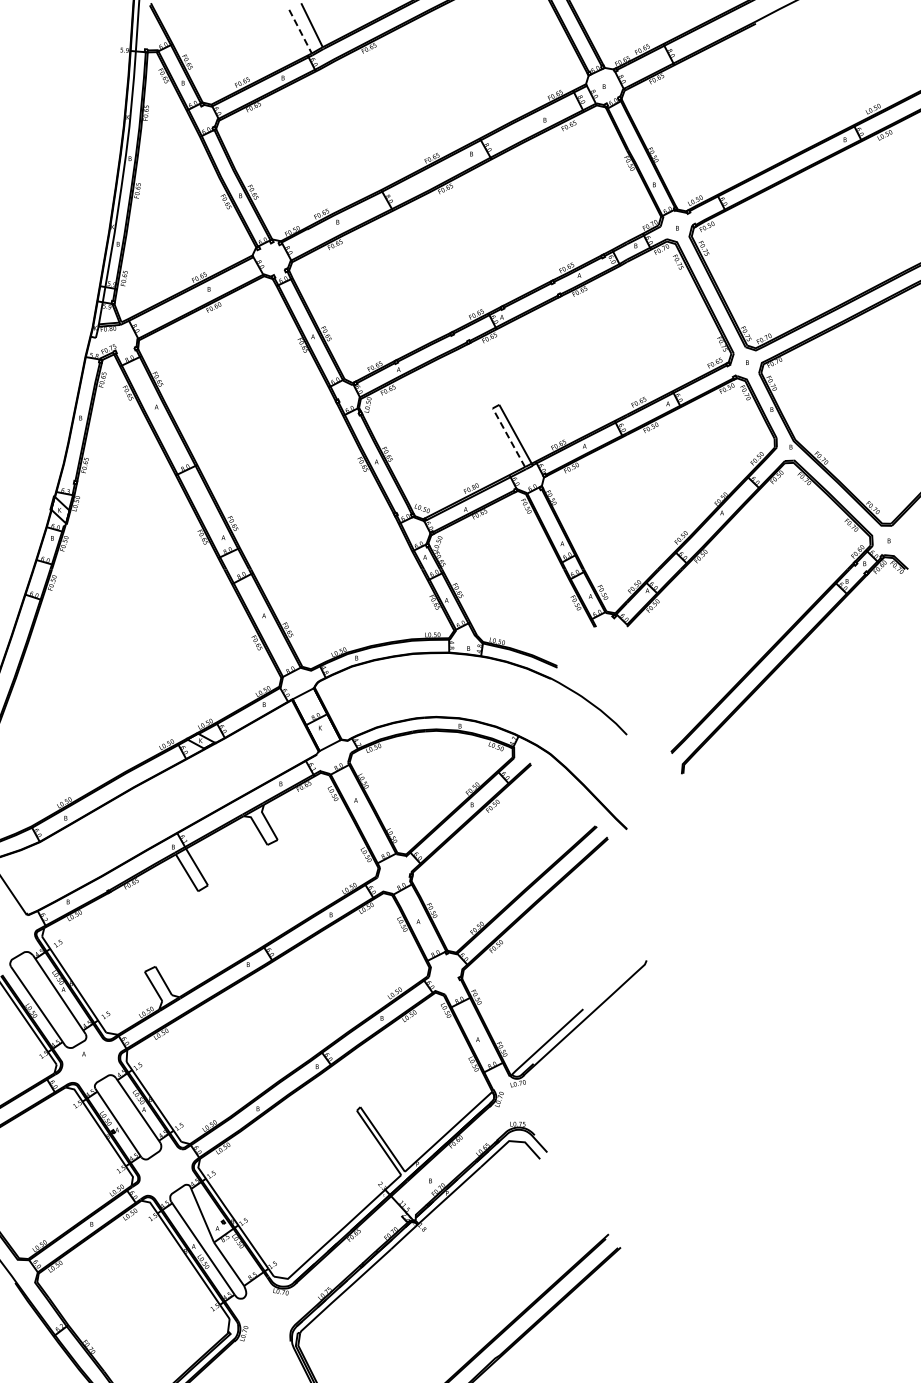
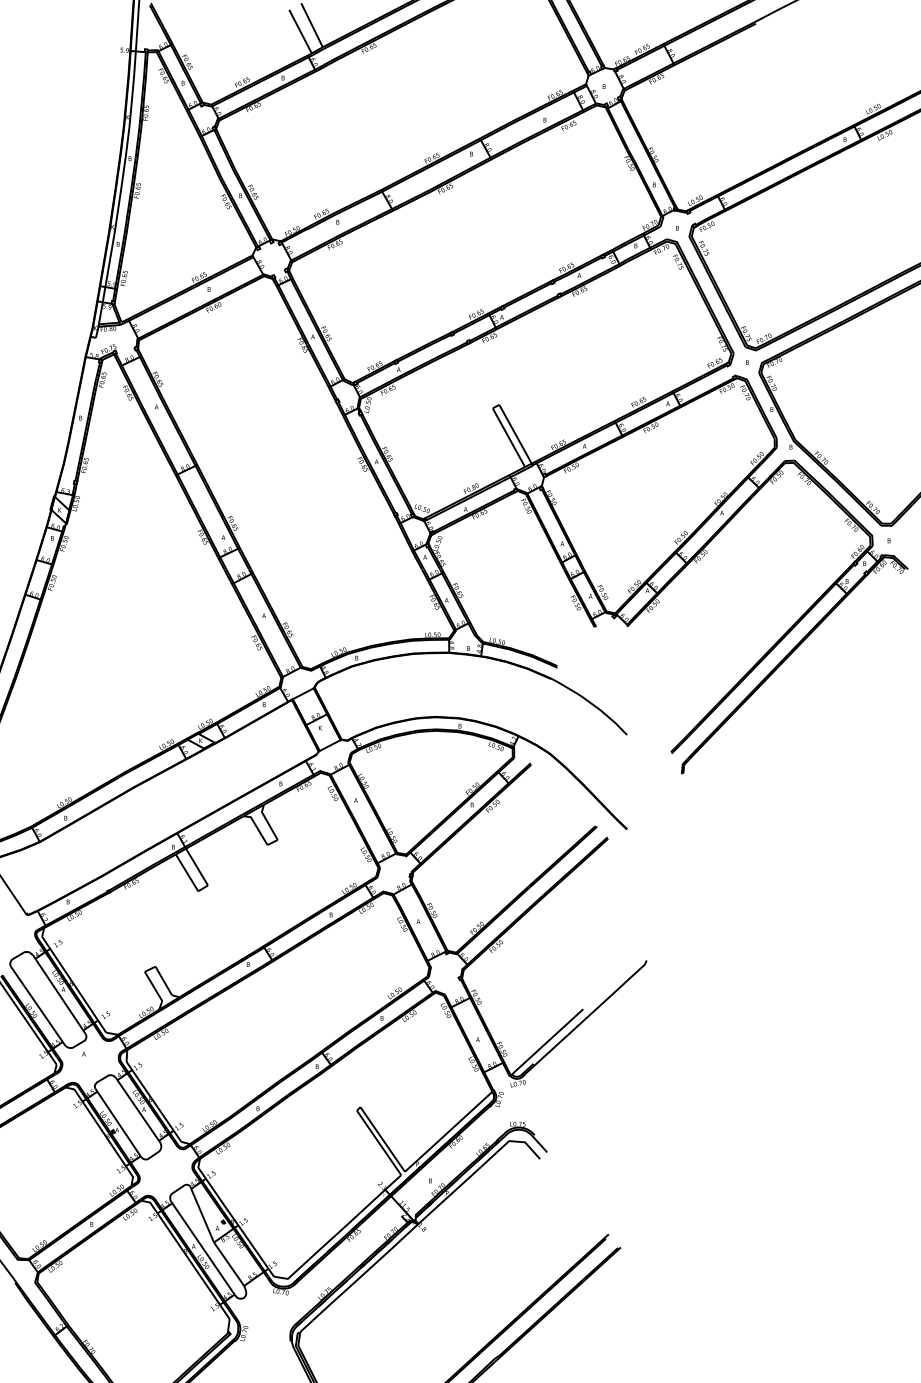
line: dashed -> solid (300, 31)
line: dashed -> solid (508, 437)
